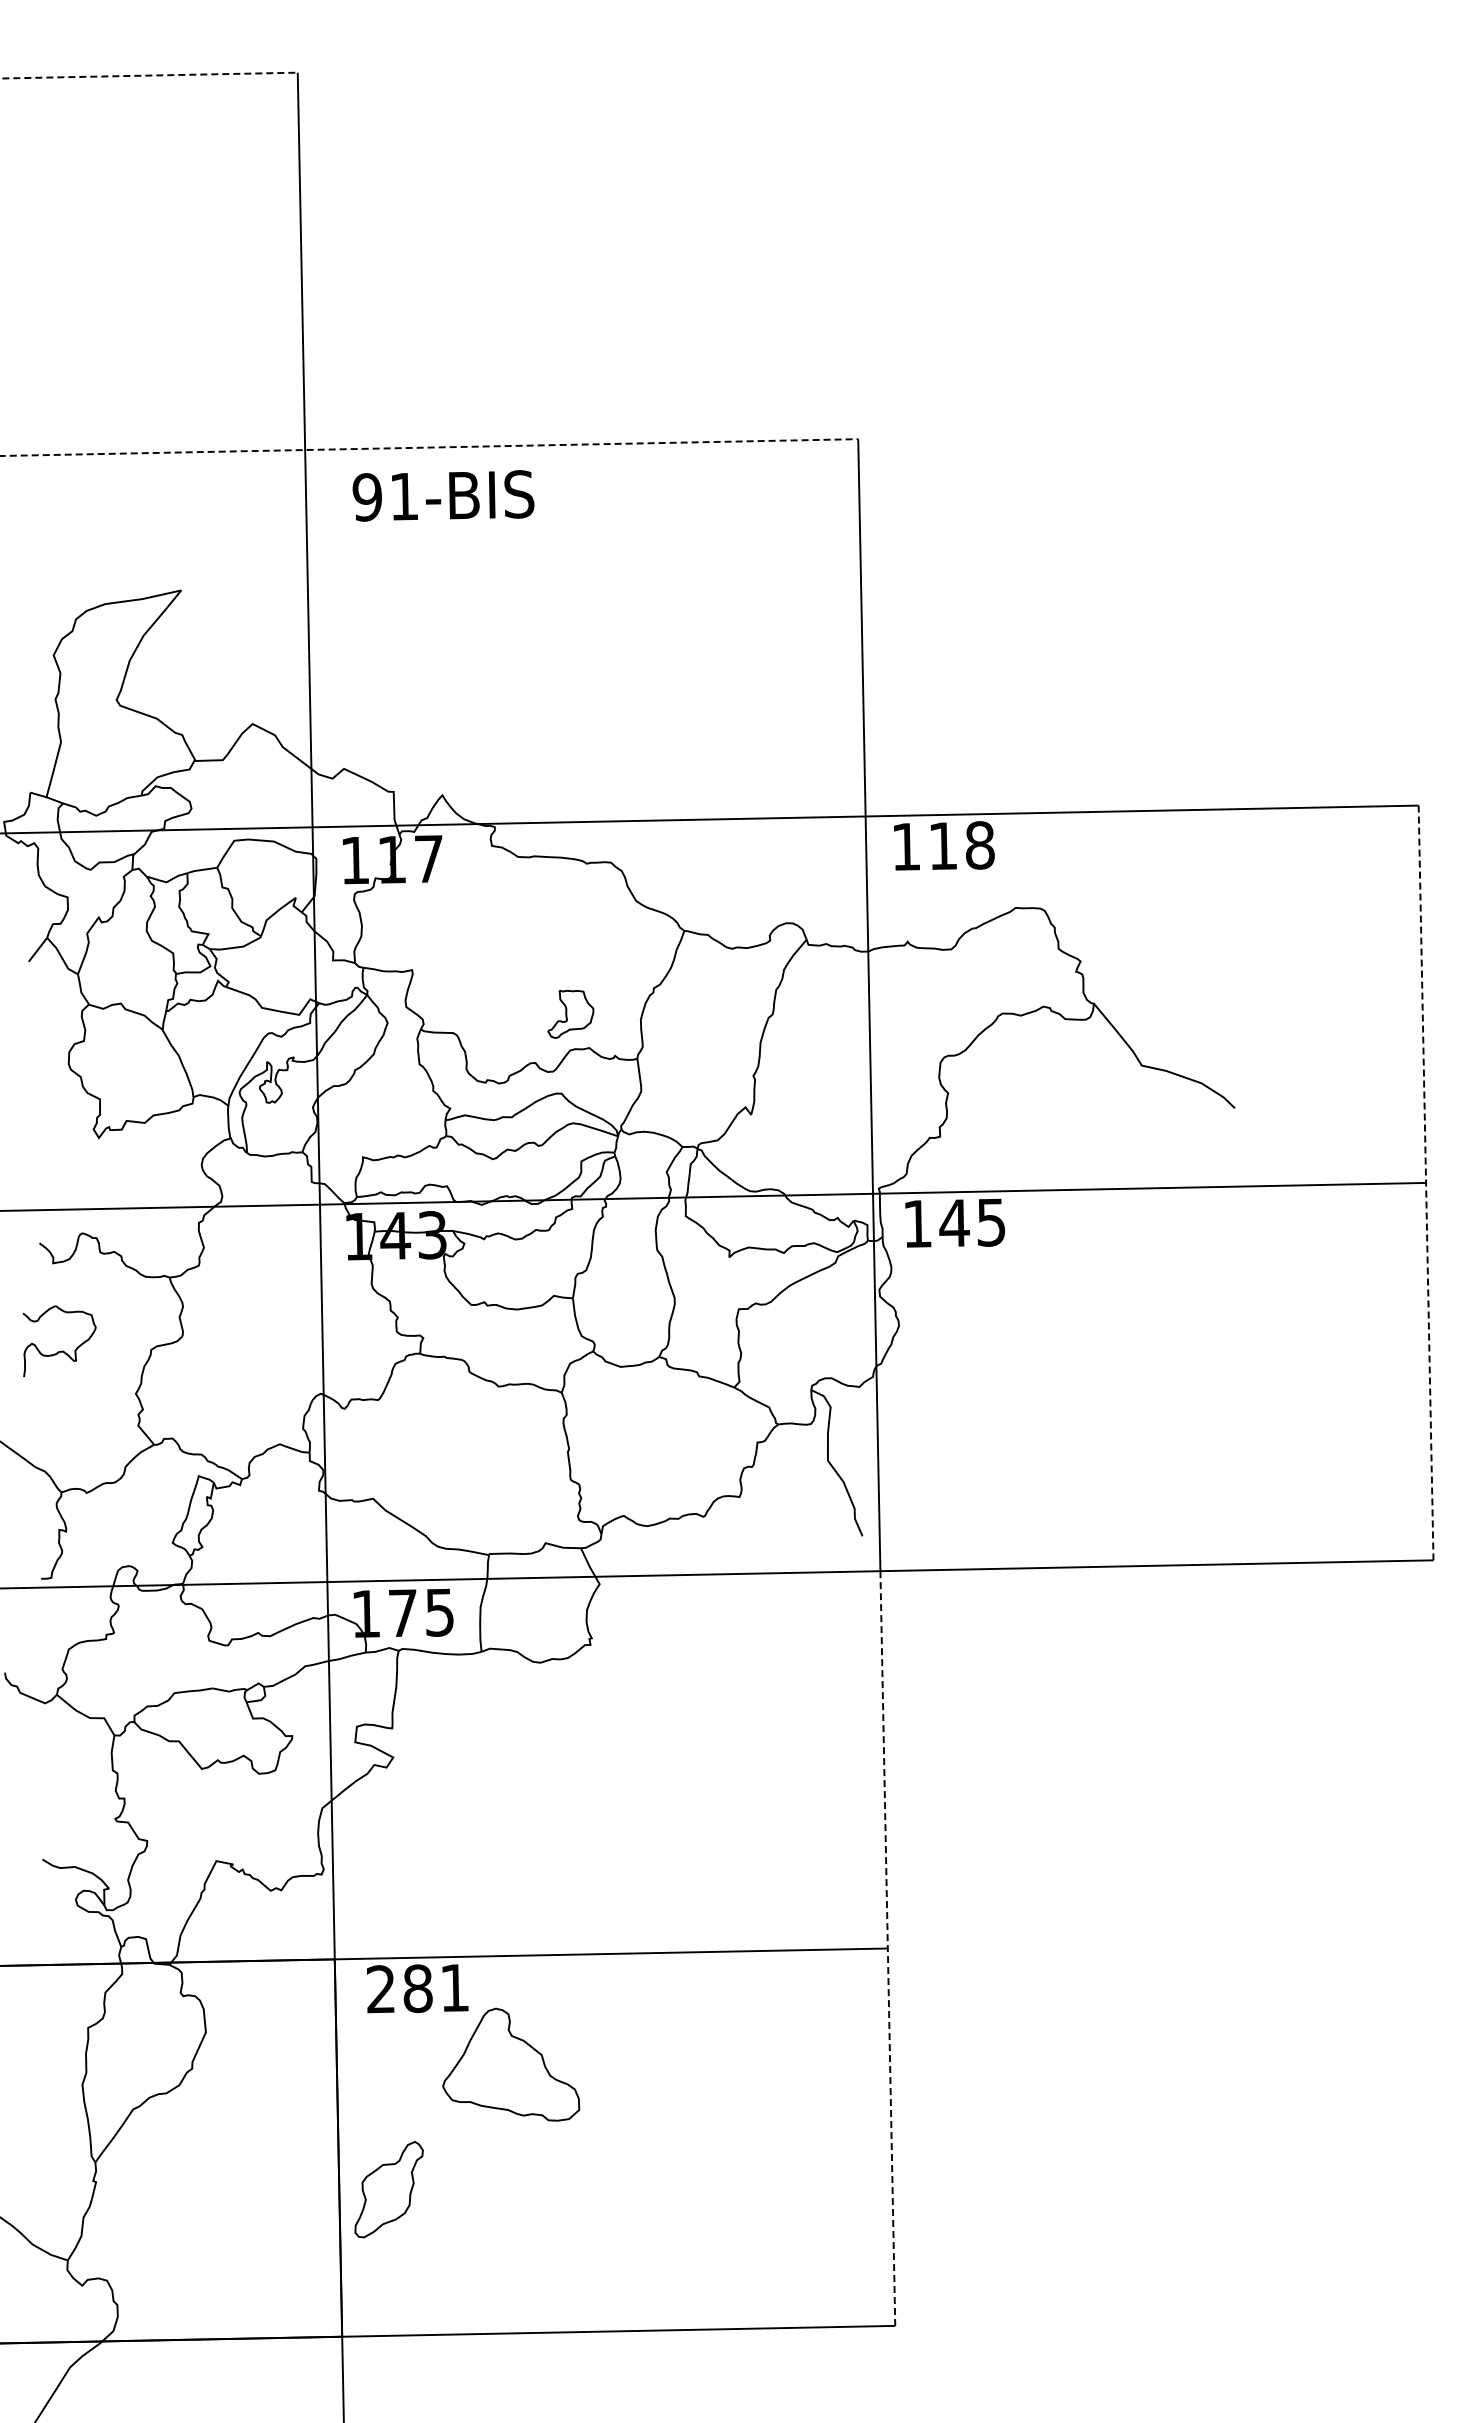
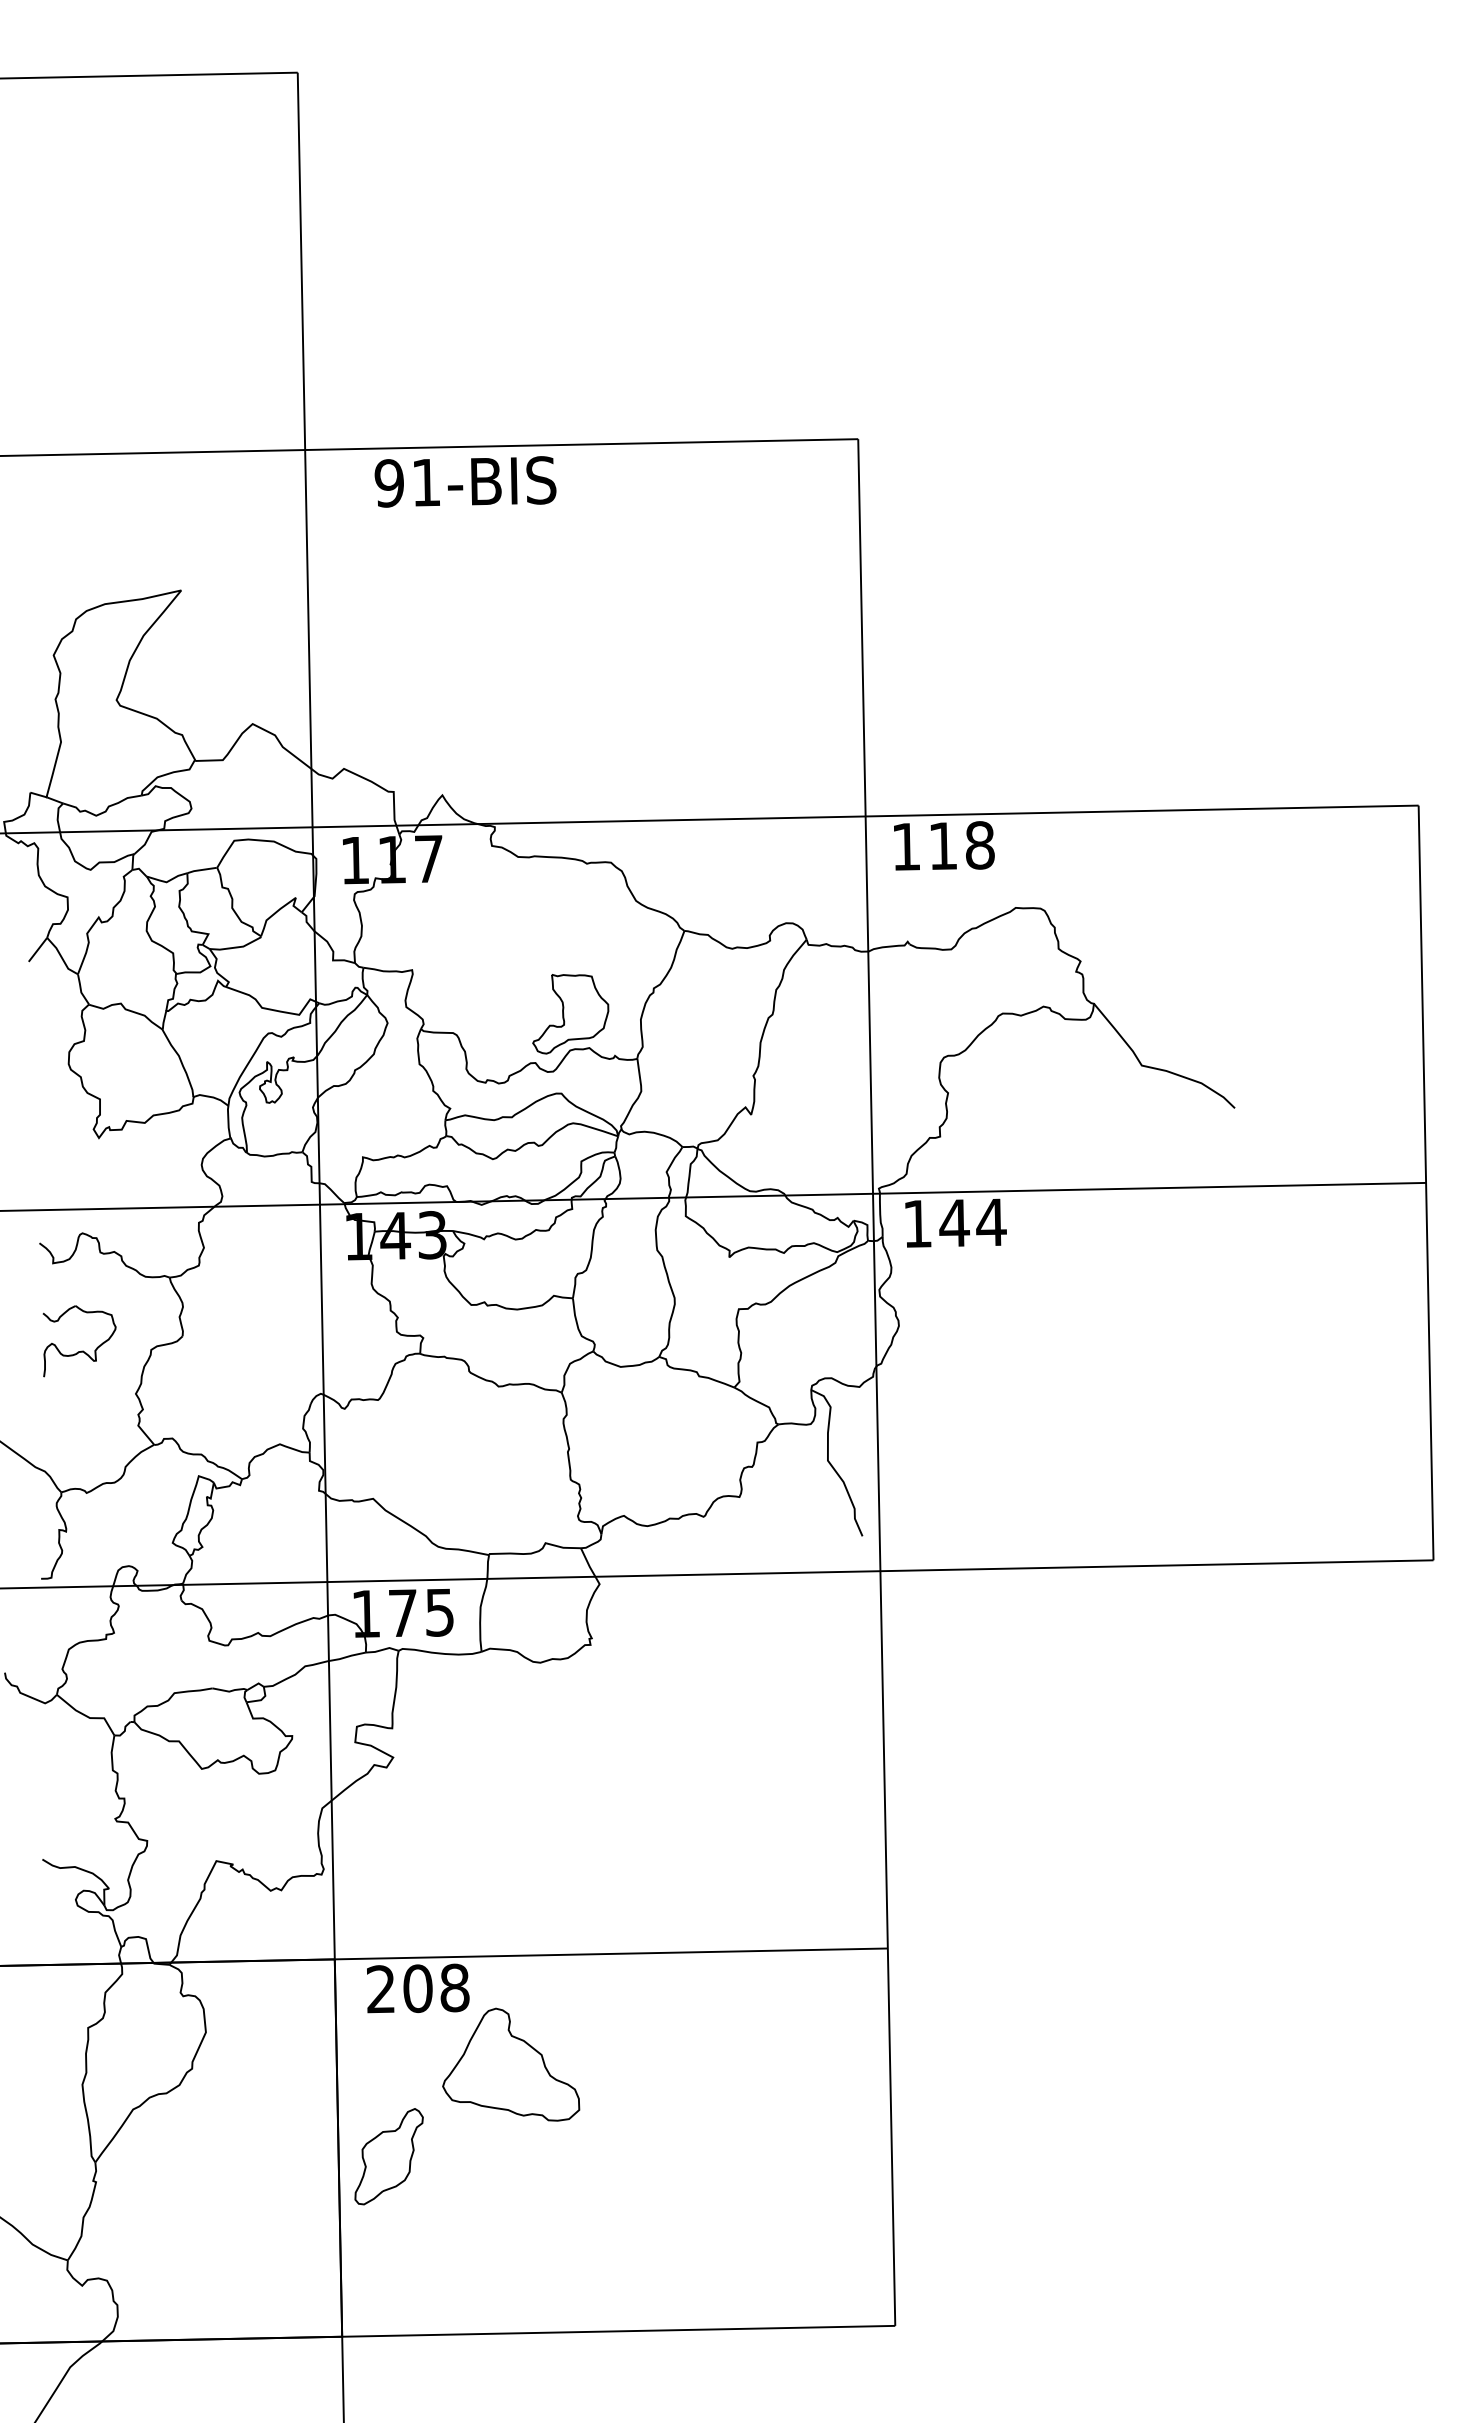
line: dashed -> solid (149, 75)
line: dashed -> solid (429, 447)
text position: (443, 495) -> (465, 481) (465, 481)
part size: 48x50 px -> 78x81 px (570, 1014)
line: dashed -> solid (1426, 1183)
text: 145 -> 144 (991, 1222)
part position: (61, 1350) -> (81, 1350) (81, 1350)
line: dashed -> solid (887, 1949)
text: 281 -> 208 (436, 1987)
part position: (388, 2189) -> (388, 2156) (388, 2156)
